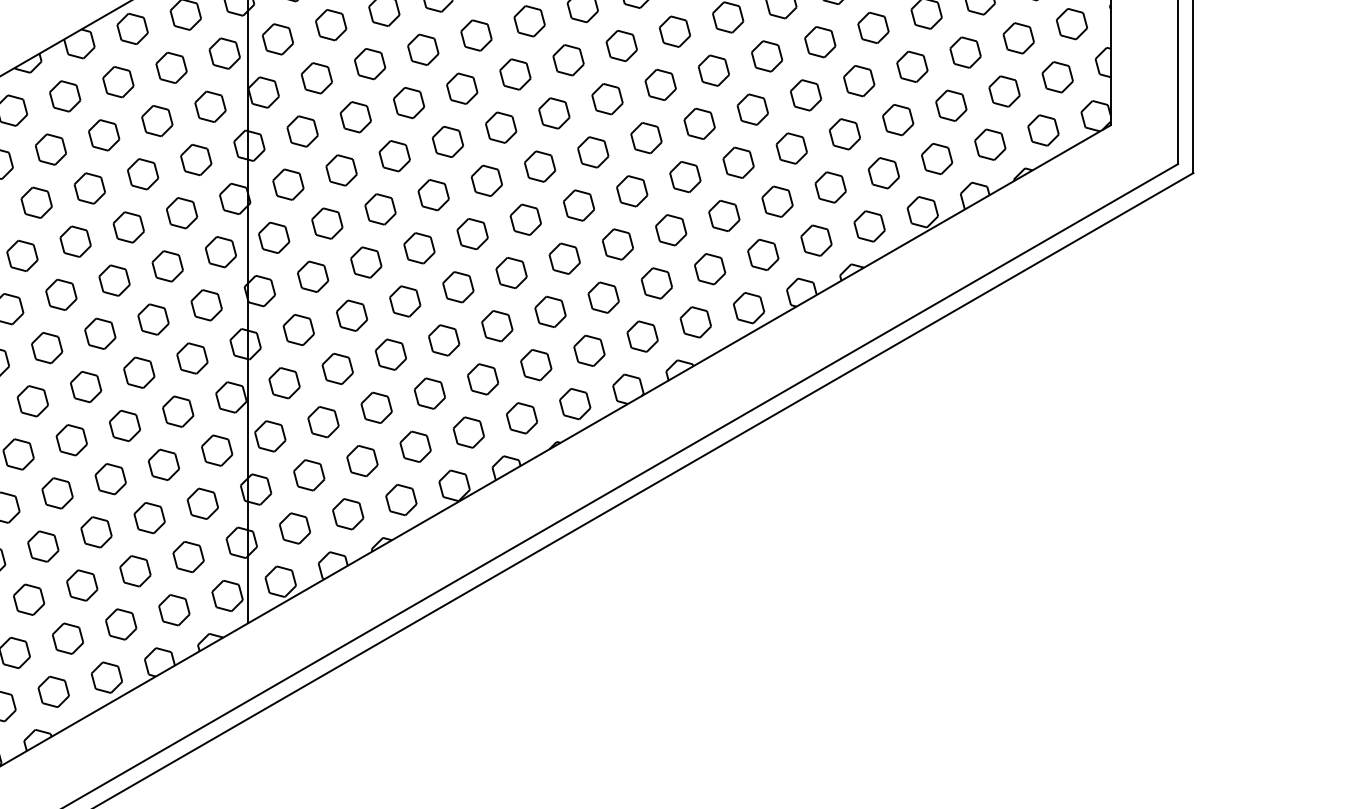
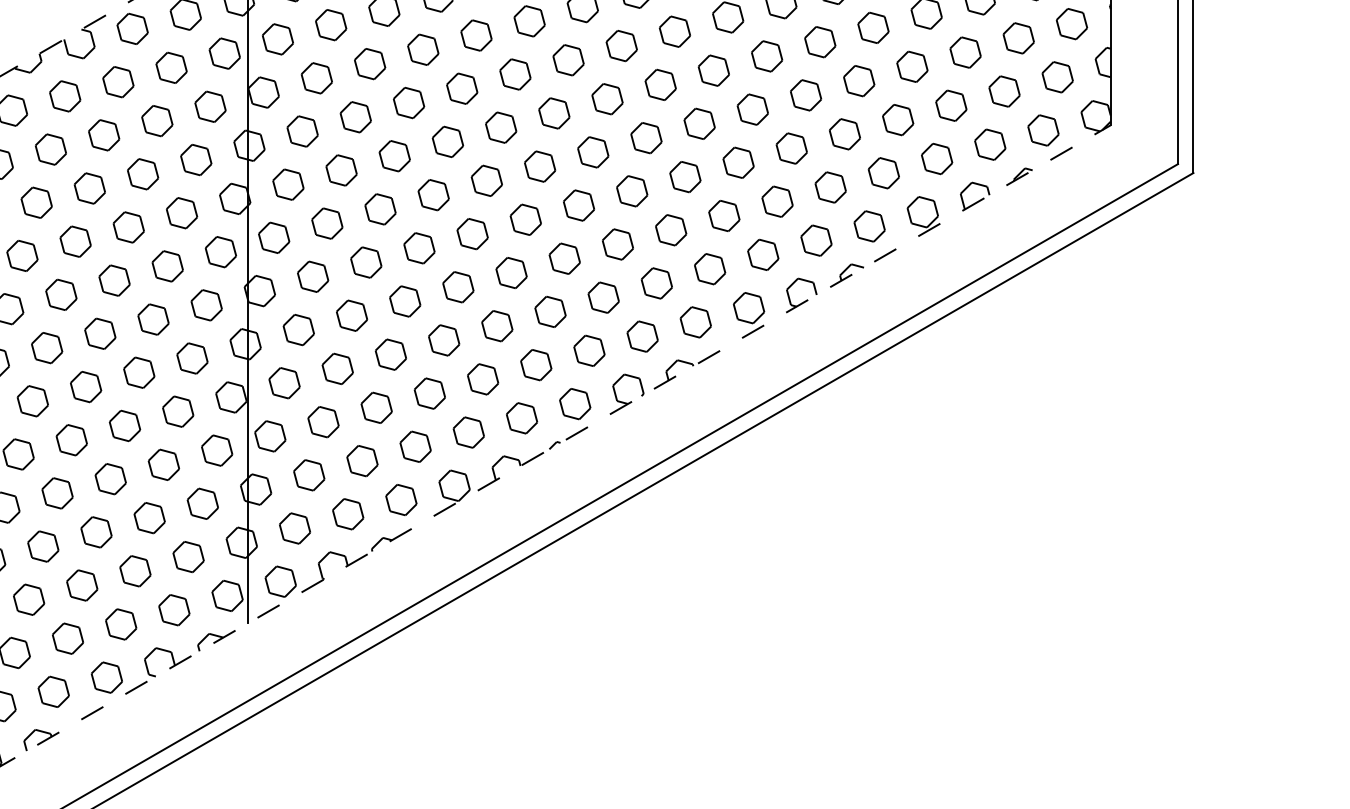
line: solid -> dashed (66, 38)
line: solid -> dashed (555, 445)
